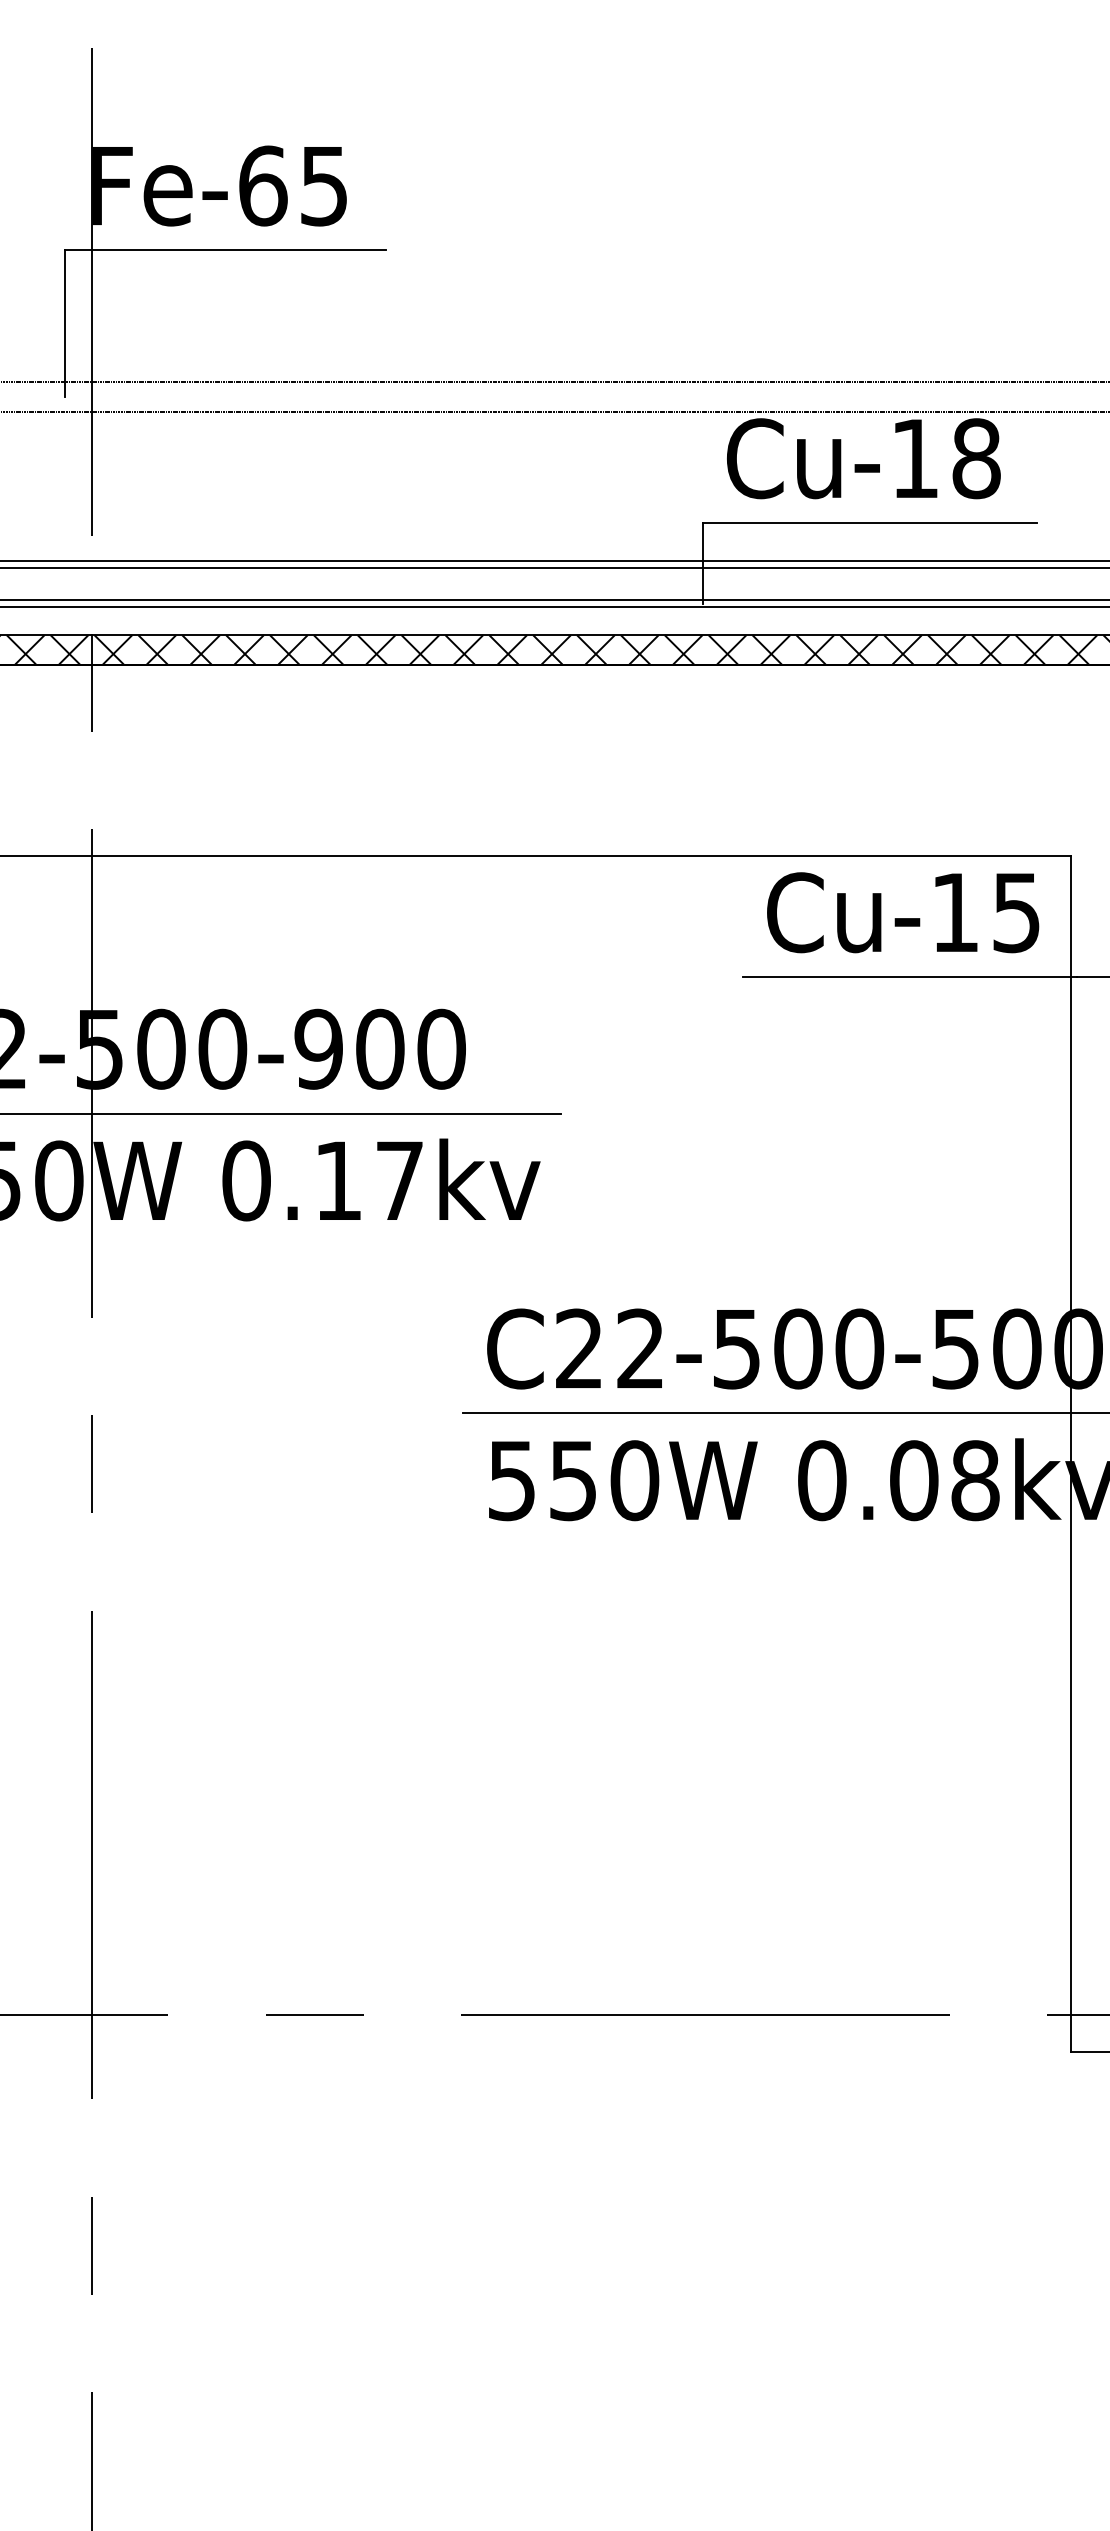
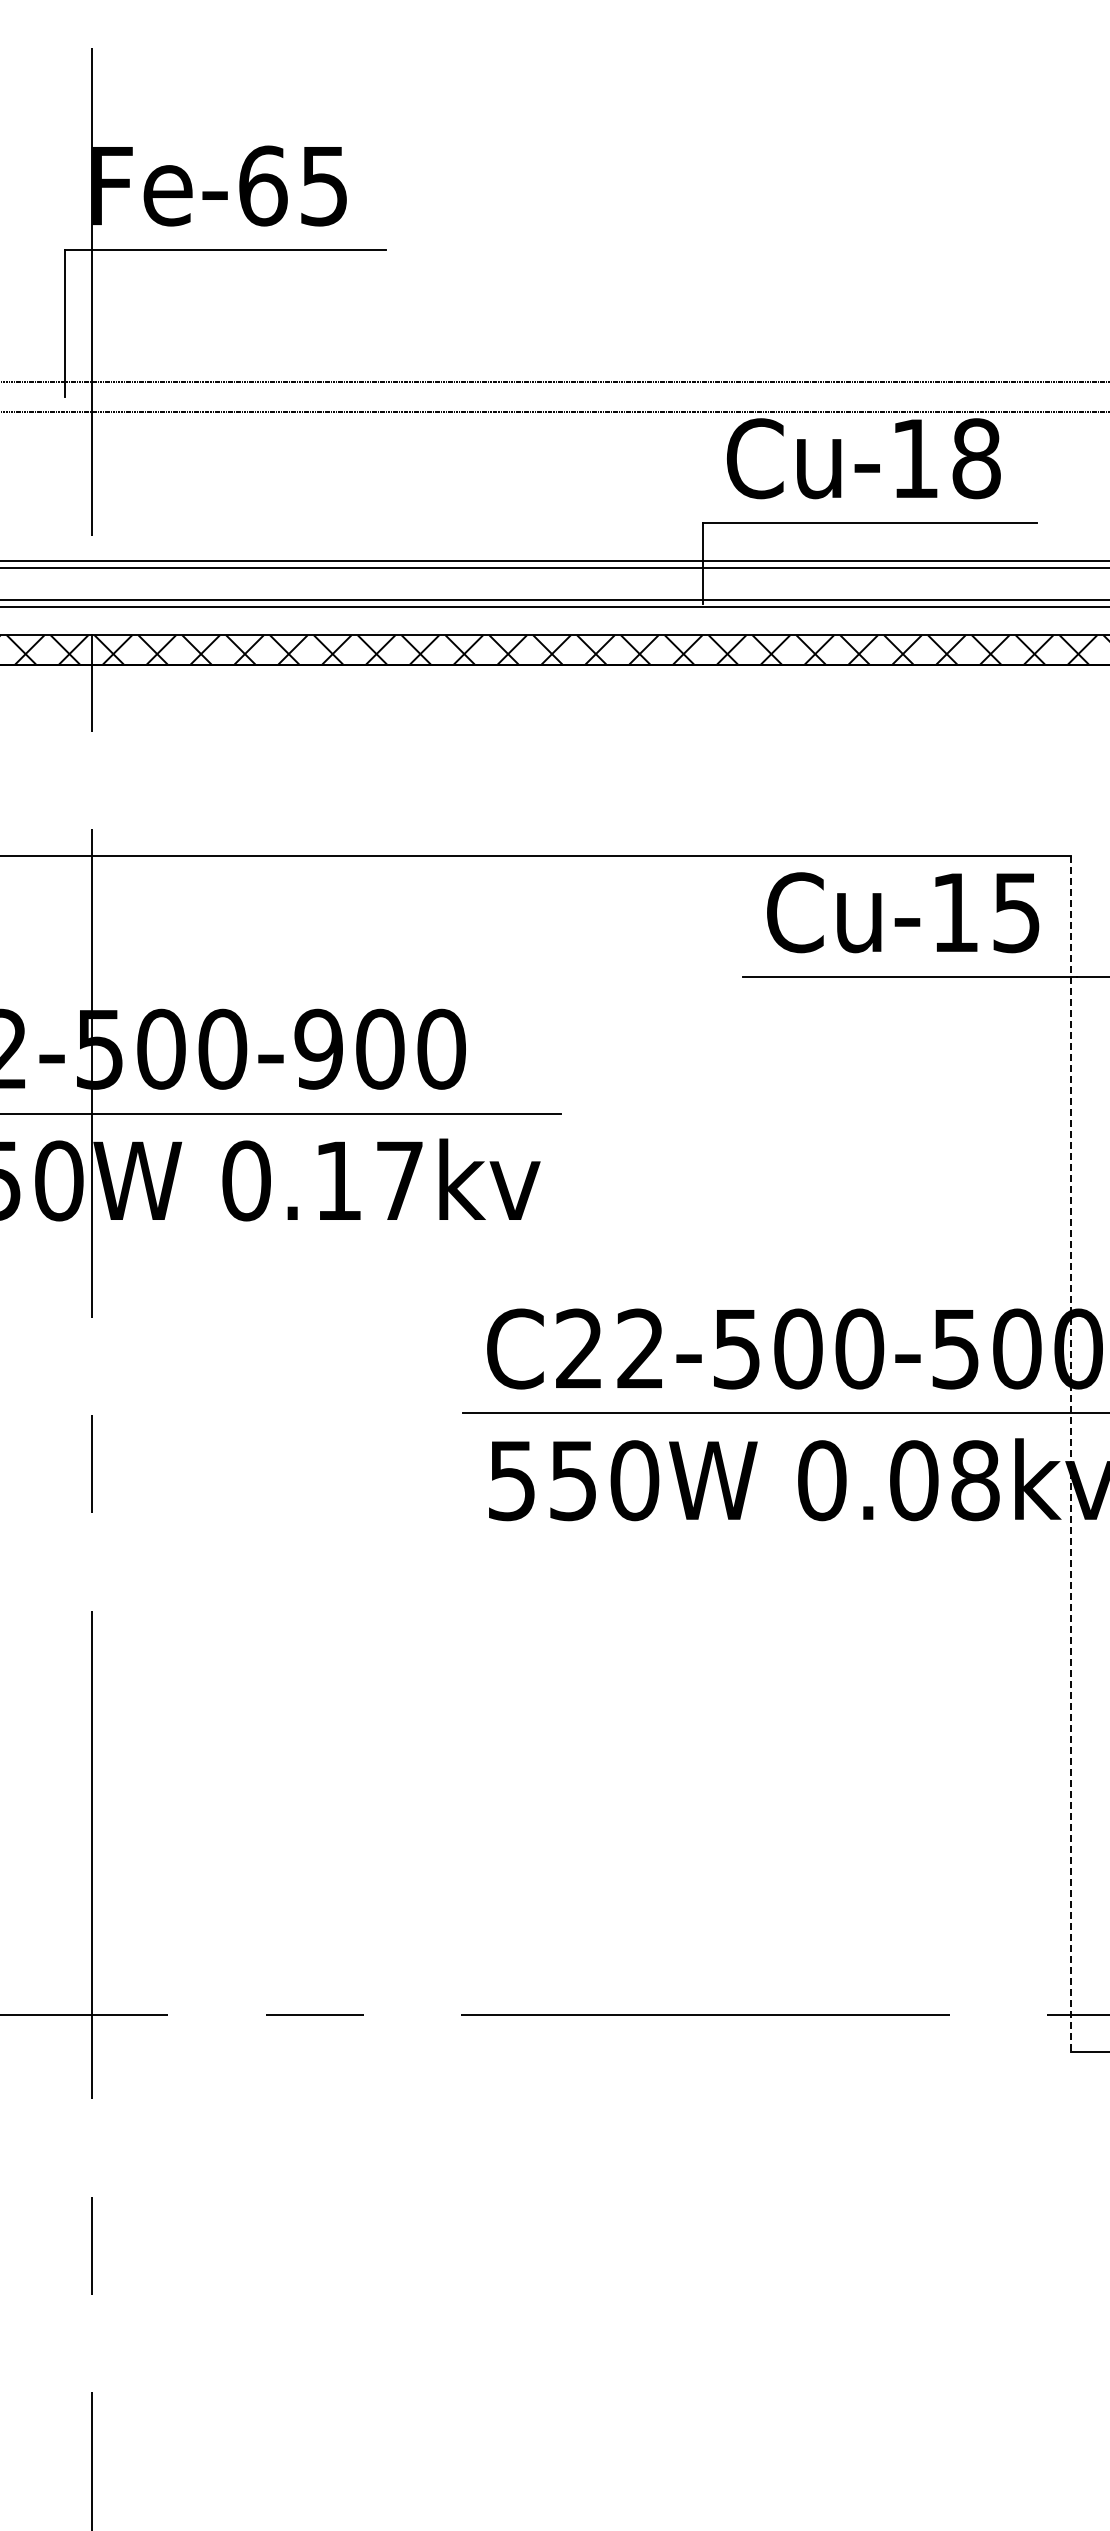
line: solid -> dashed (1070, 1453)
